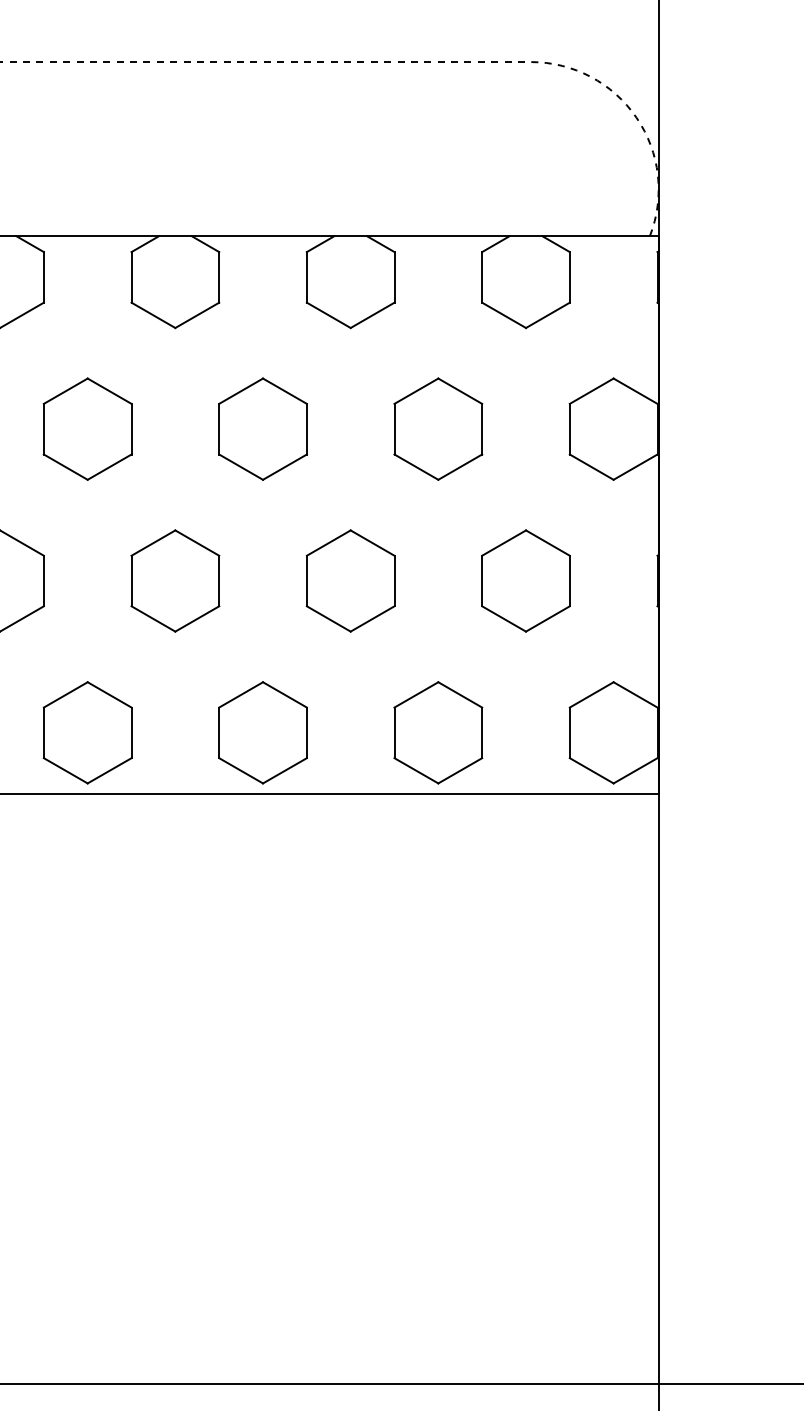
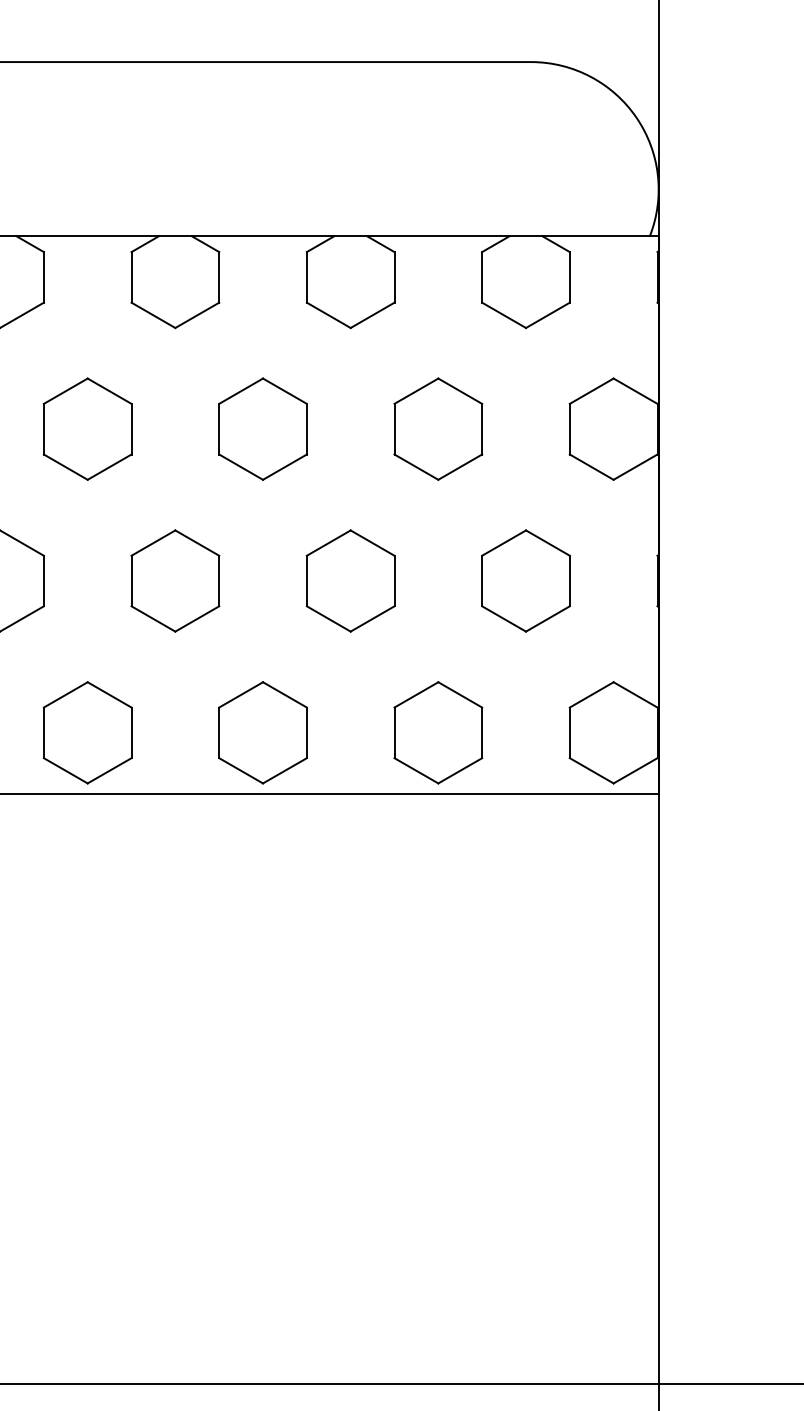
line: dashed -> solid (403, 62)
